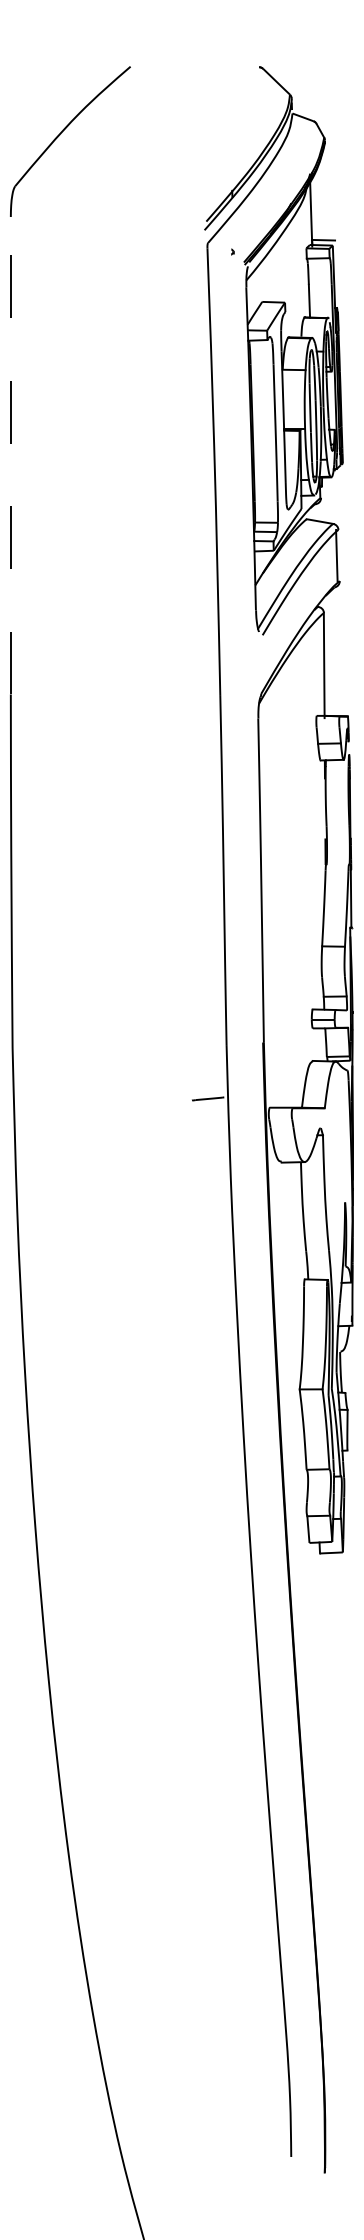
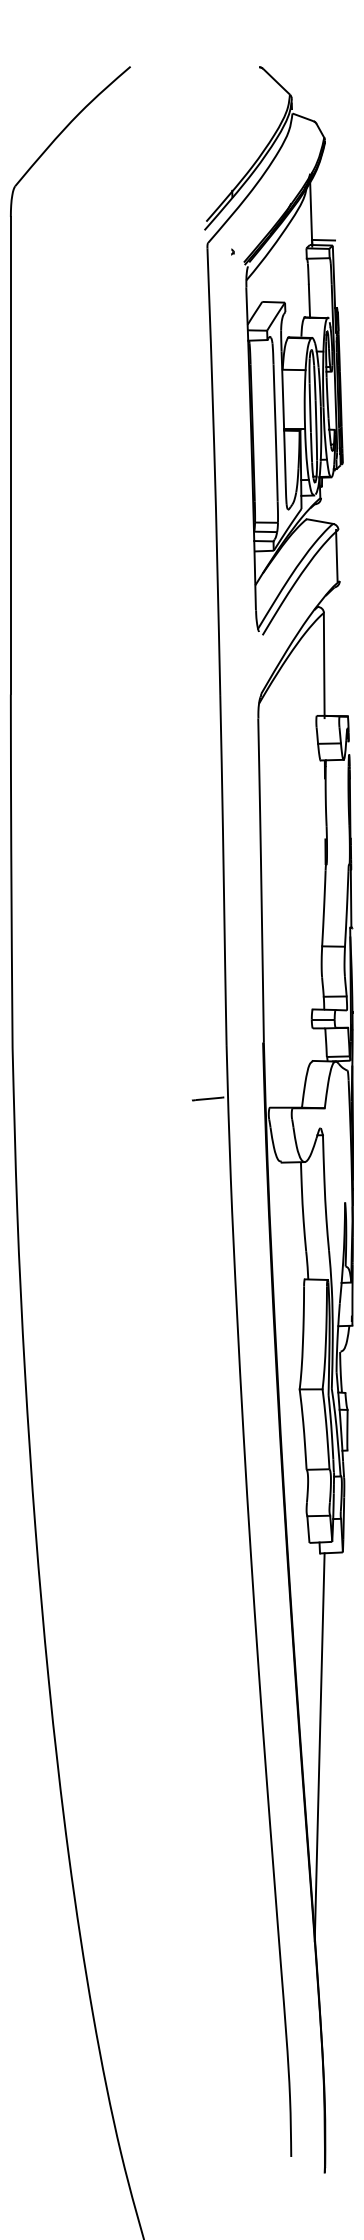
line: dashed -> solid (10, 455)
line: none -> present (319, 1747)
